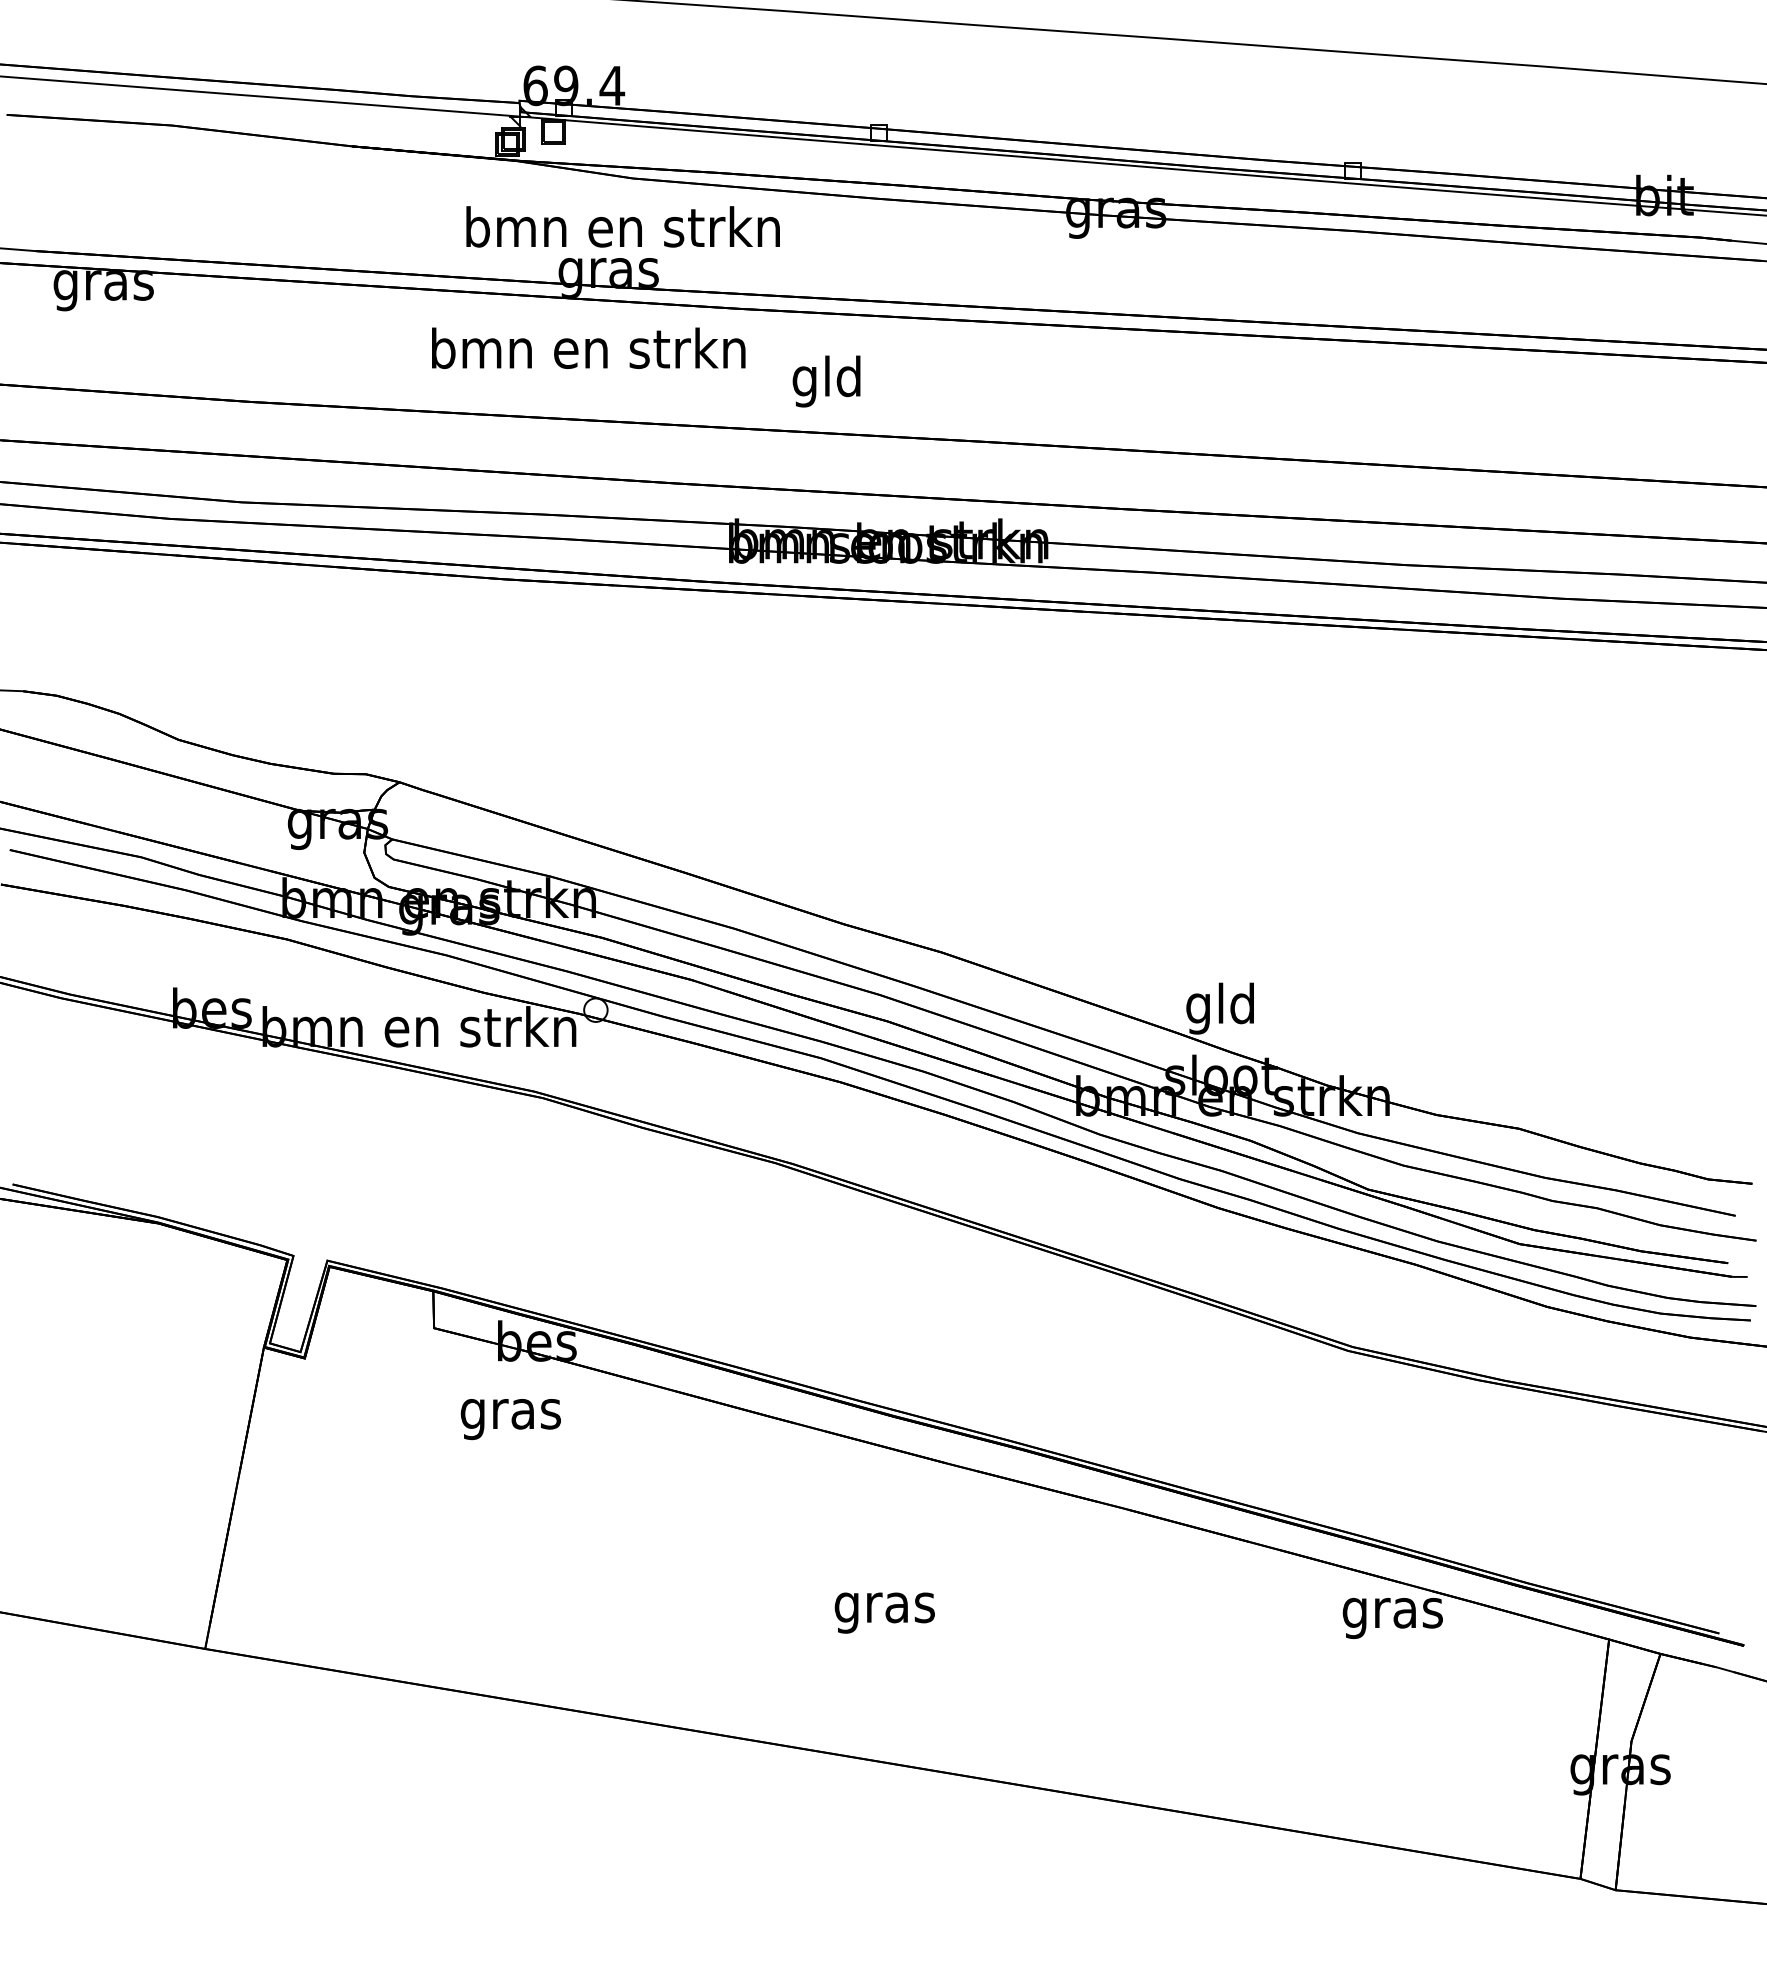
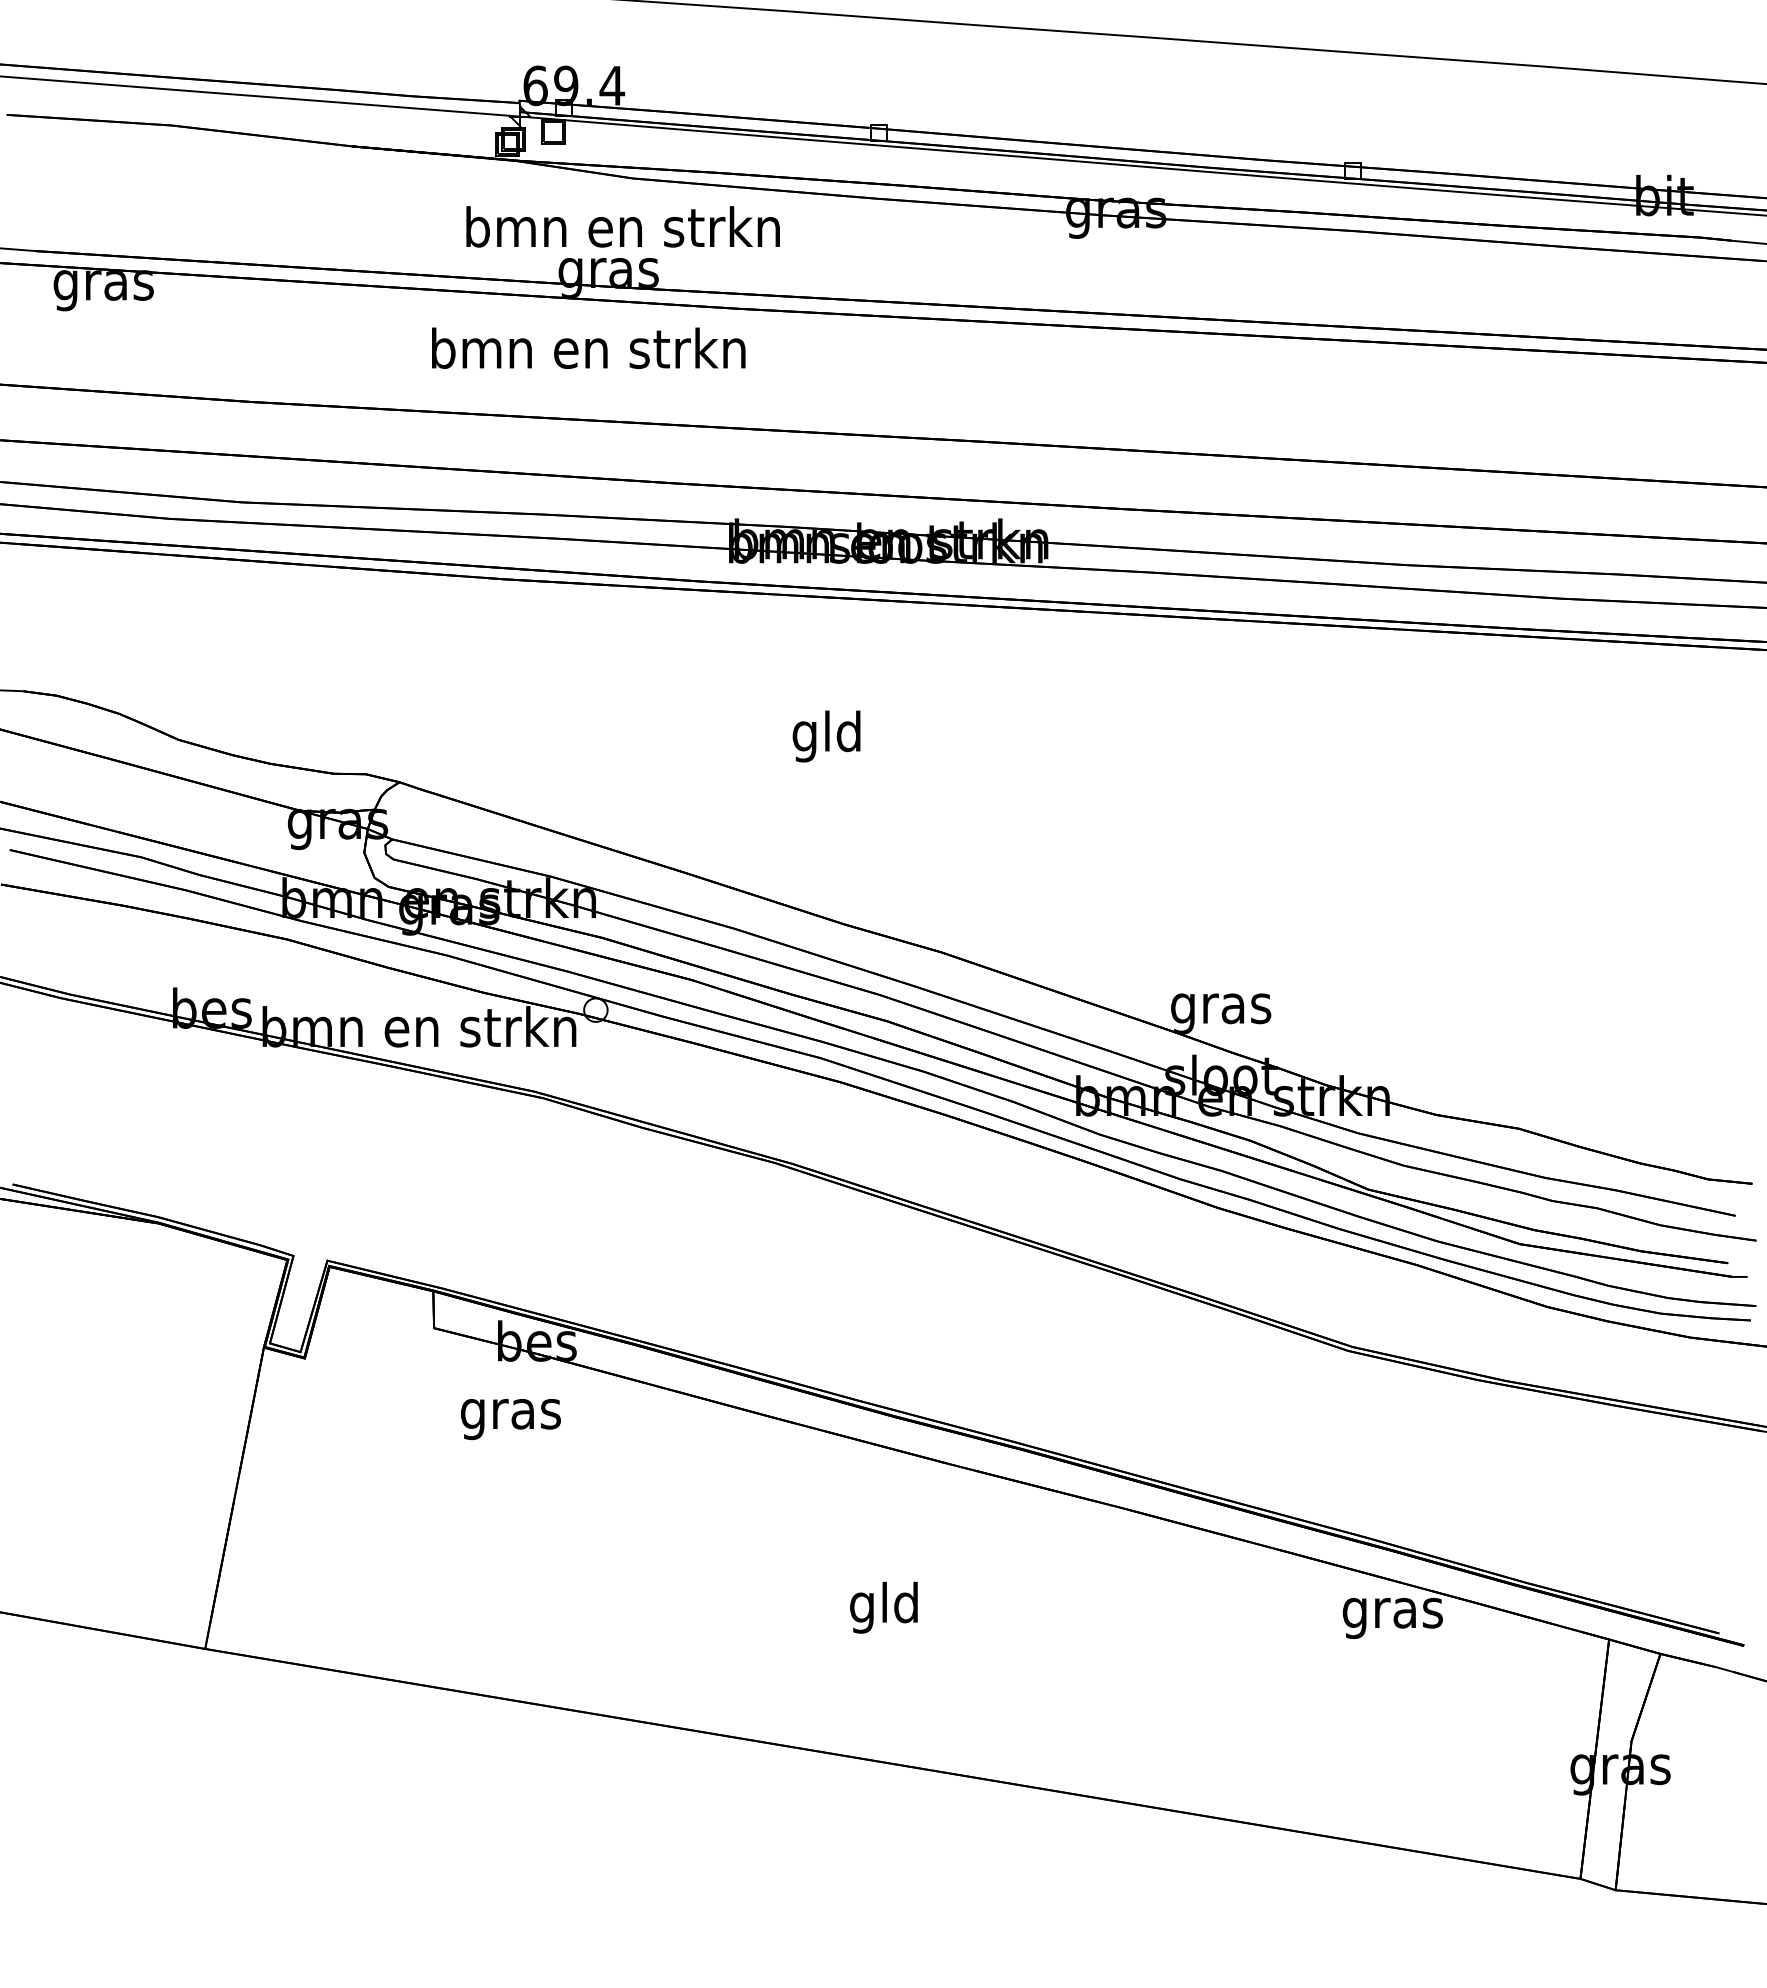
text position: (826, 381) -> (826, 736) (826, 736)
text: gld -> gras (1221, 1008)
text: gras -> gld (884, 1607)
